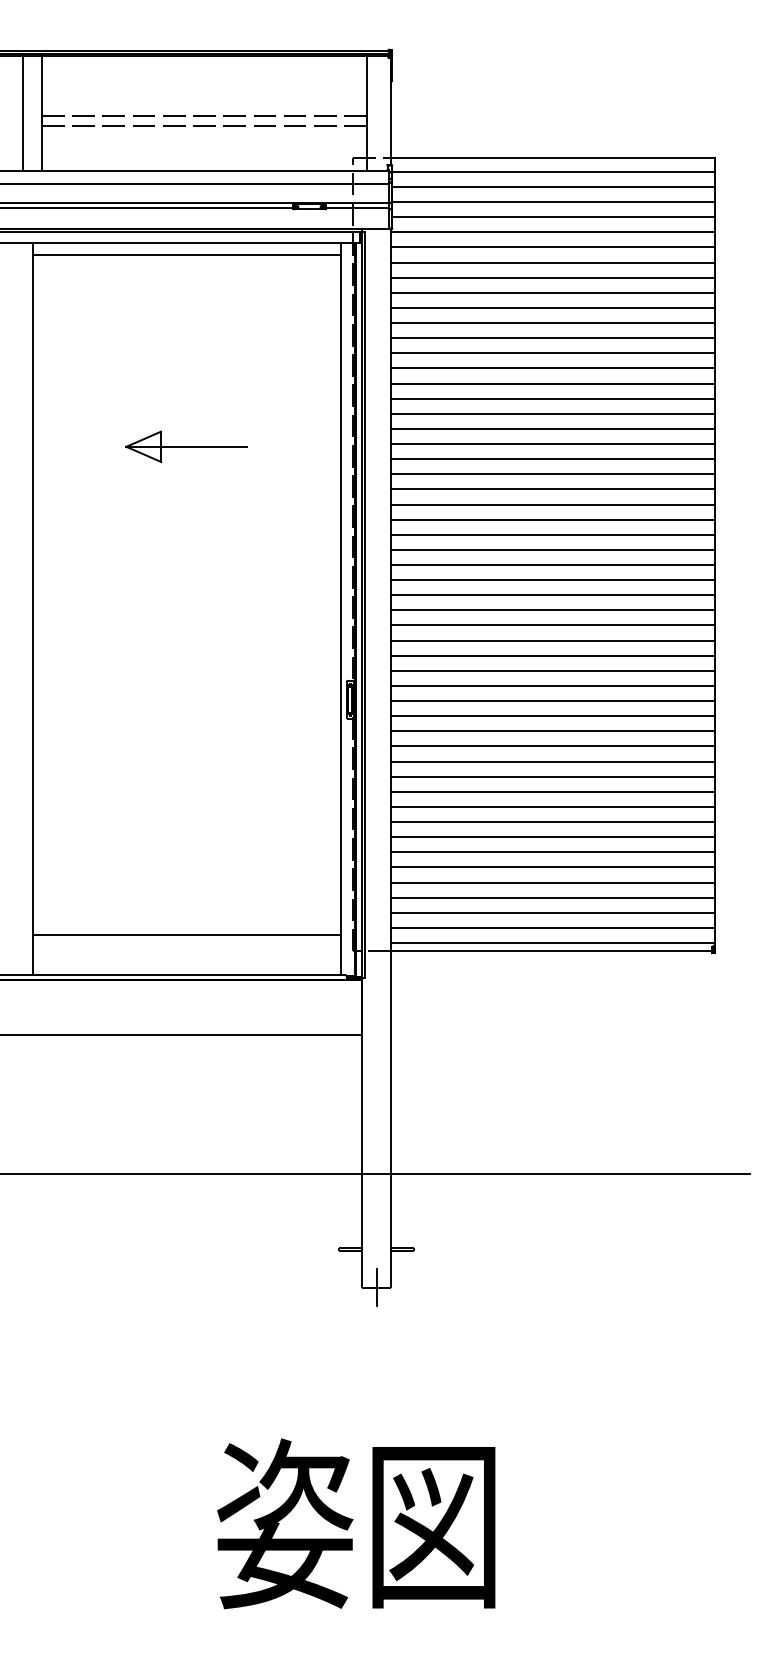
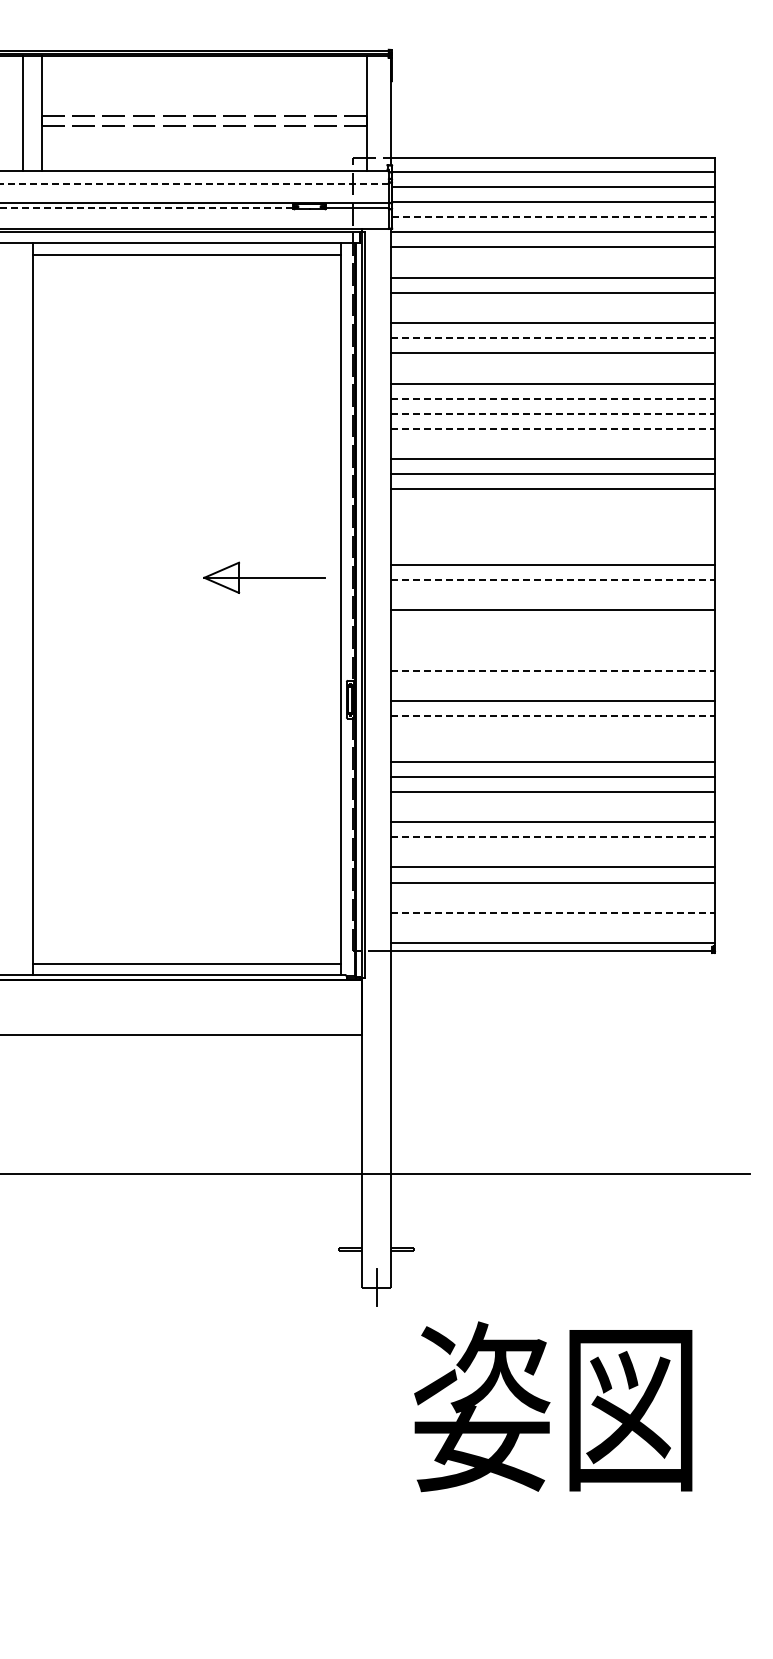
line: solid -> dashed (194, 183)
line: solid -> dashed (146, 208)
line: solid -> dashed (554, 217)
line: present -> none (552, 262)
line: present -> none (552, 307)
line: solid -> dashed (553, 338)
line: present -> none (552, 368)
line: solid -> dashed (553, 398)
line: solid -> dashed (553, 413)
line: solid -> dashed (553, 428)
line: present -> none (552, 444)
part position: (186, 446) -> (264, 577) (264, 577)
line: present -> none (552, 504)
line: present -> none (552, 519)
line: present -> none (552, 534)
line: present -> none (552, 549)
line: solid -> dashed (553, 580)
line: present -> none (552, 595)
line: present -> none (552, 625)
line: present -> none (552, 640)
line: present -> none (552, 655)
line: solid -> dashed (553, 670)
line: present -> none (552, 685)
line: solid -> dashed (553, 716)
line: present -> none (552, 731)
line: present -> none (552, 746)
line: present -> none (552, 806)
line: solid -> dashed (553, 837)
line: present -> none (552, 852)
line: present -> none (552, 897)
line: solid -> dashed (553, 912)
line: present -> none (552, 927)
line position: (186, 934) -> (186, 963) (186, 963)
text position: (356, 1523) -> (553, 1406) (553, 1406)
